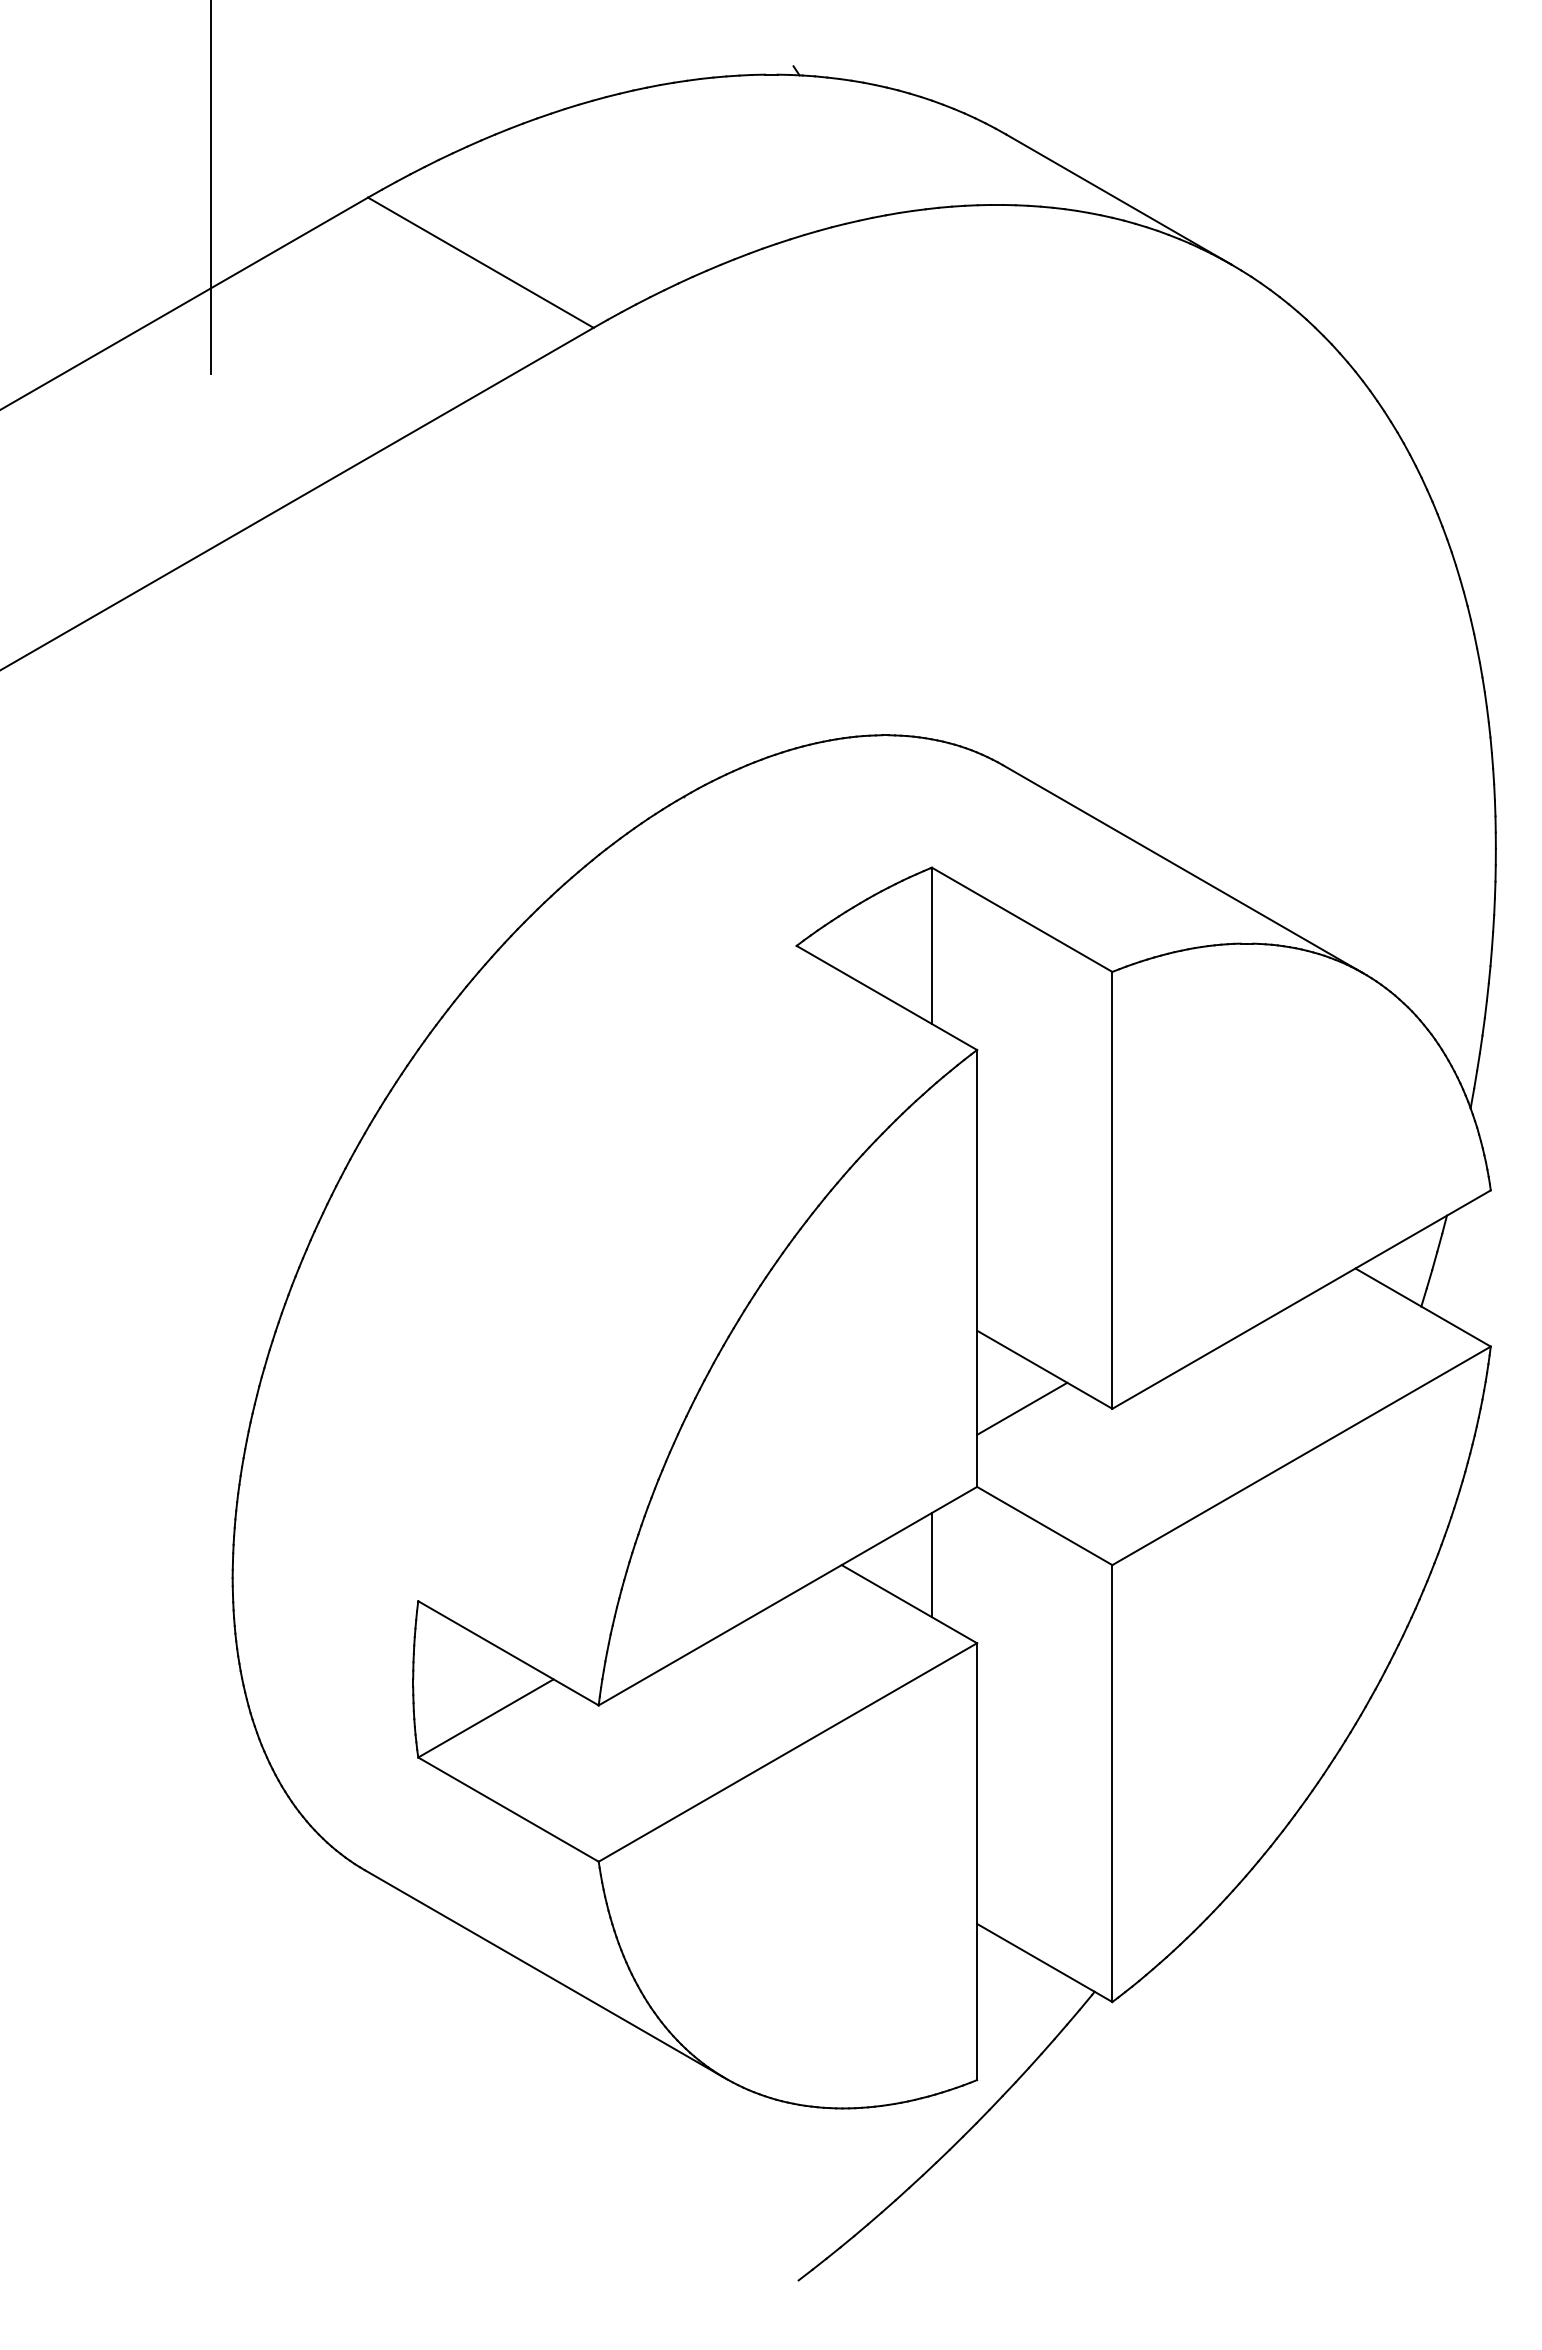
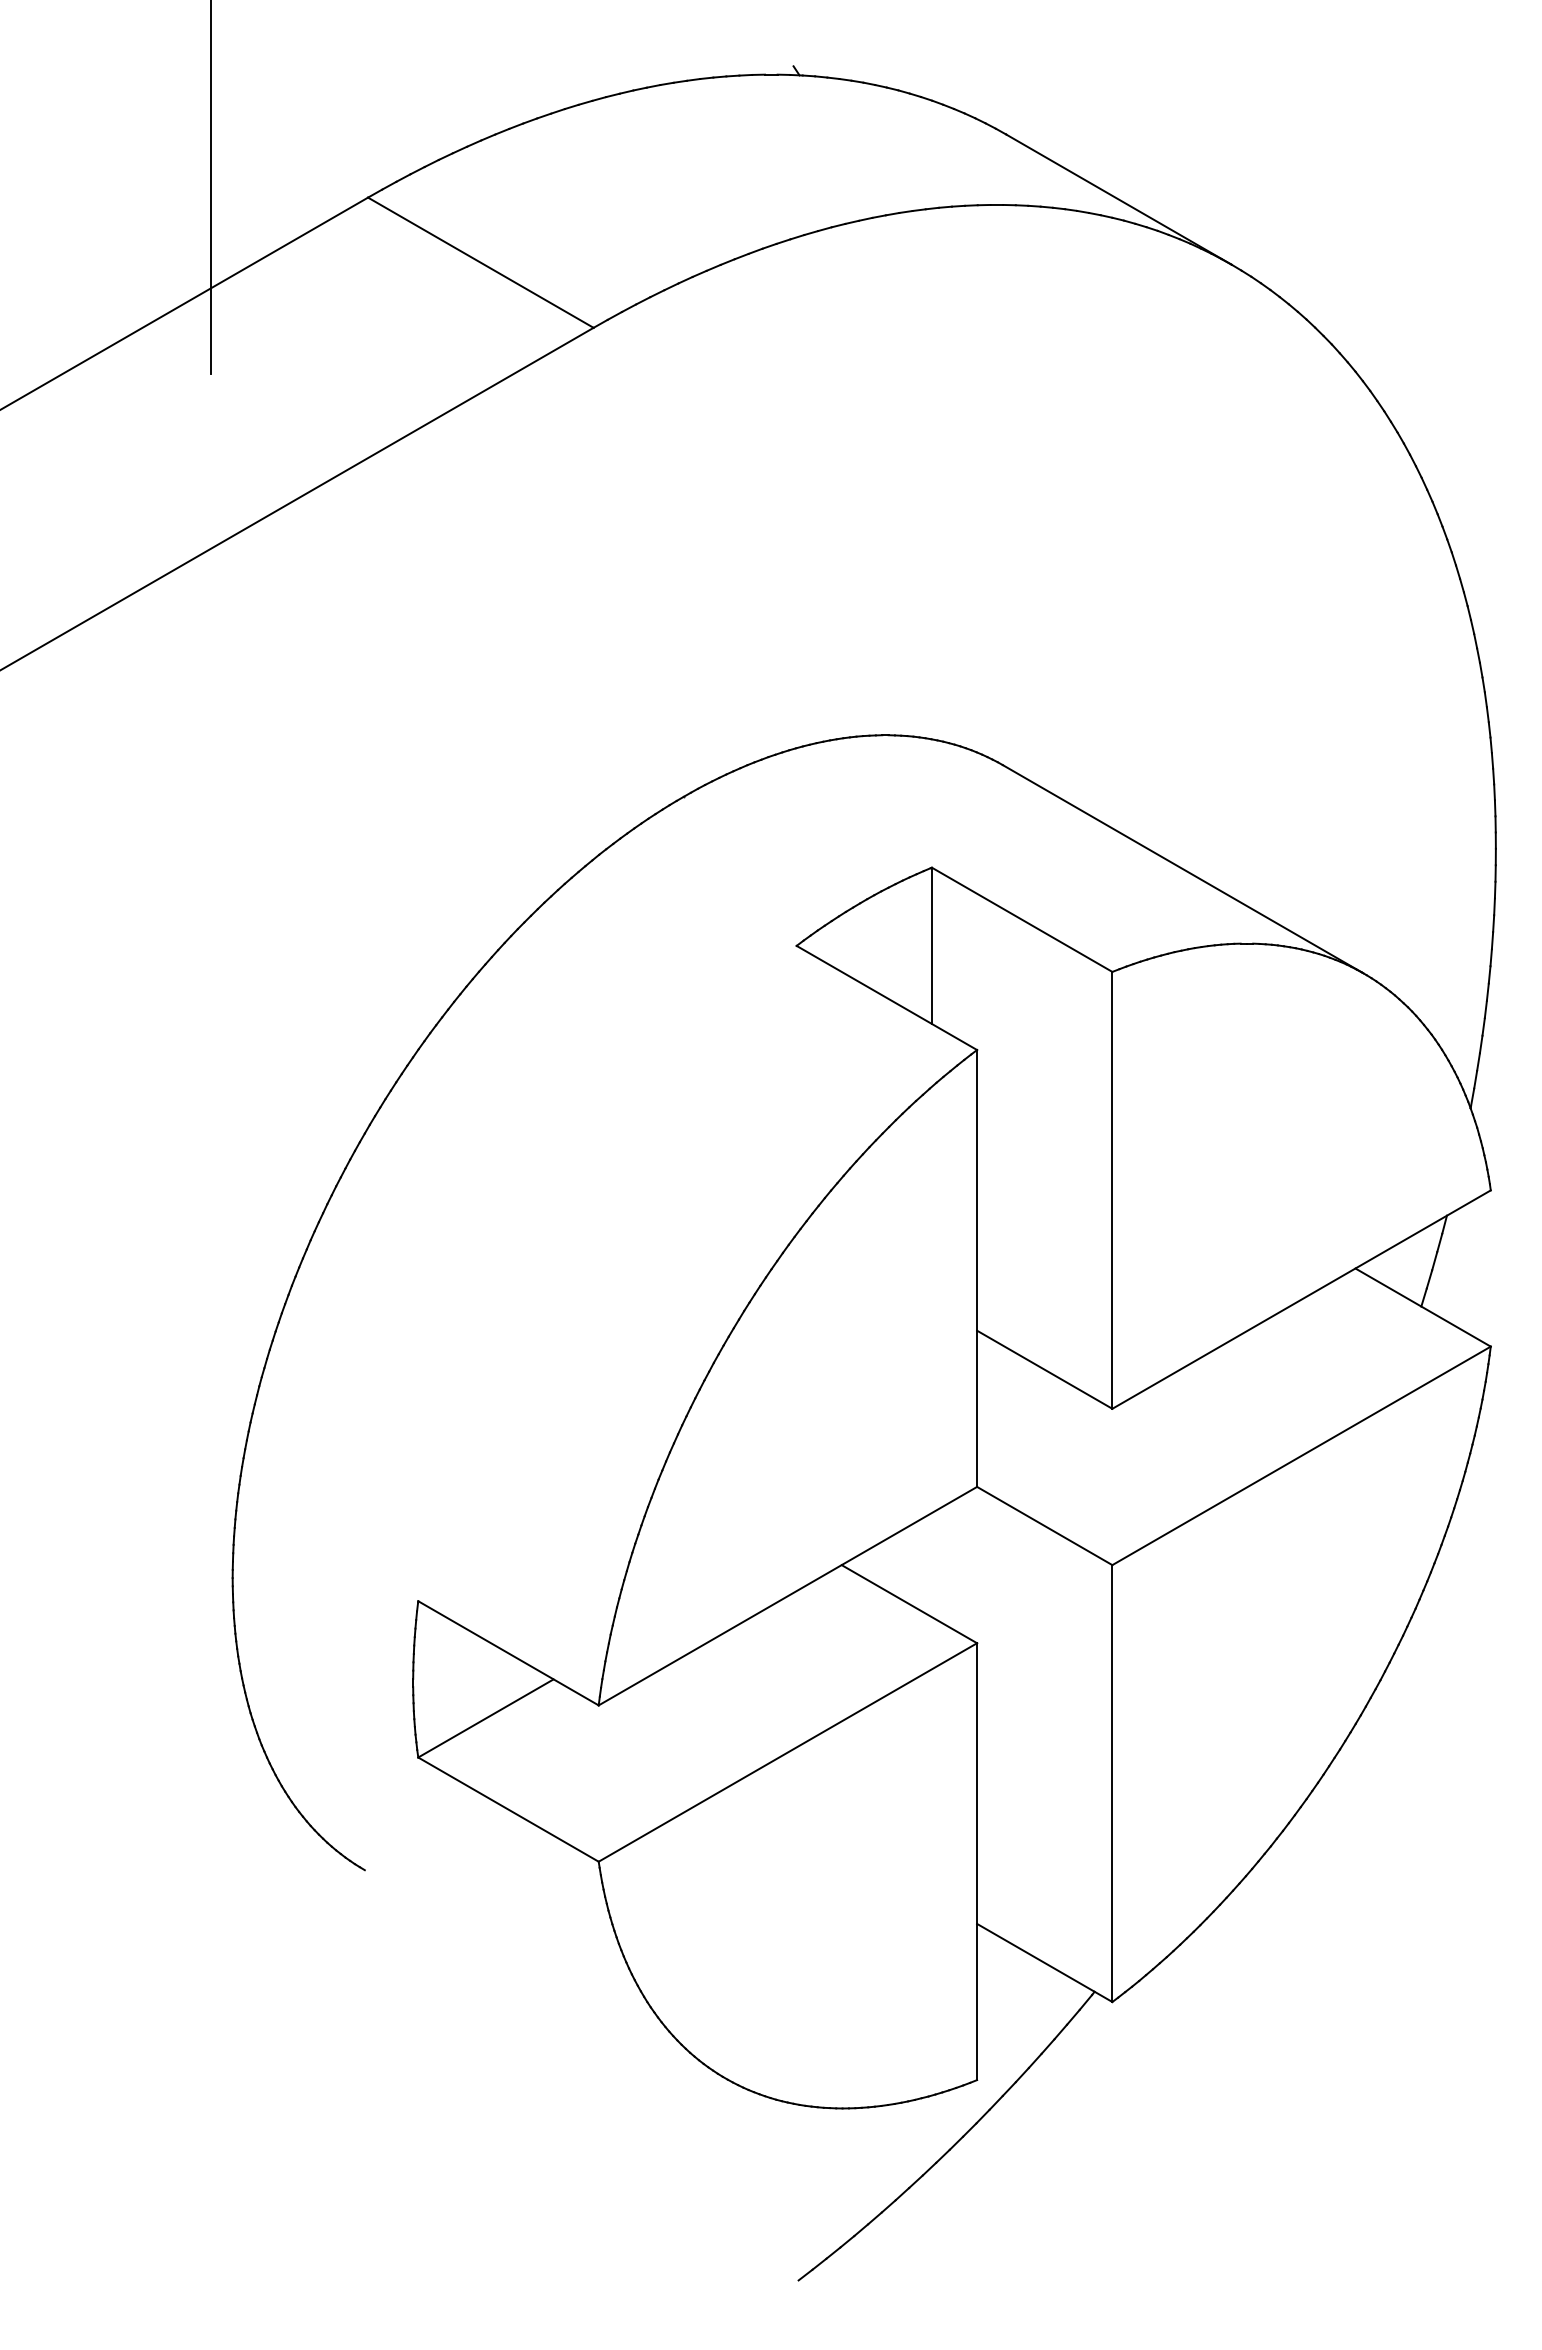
line: present -> none (1022, 1408)
line: present -> none (931, 1565)
line: present -> none (544, 1974)
